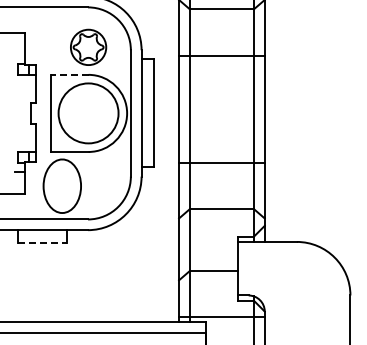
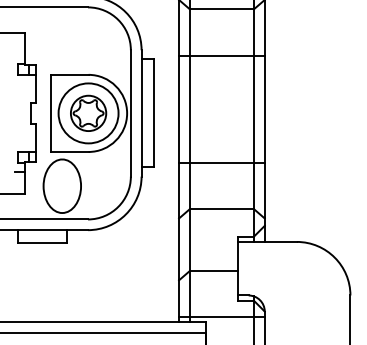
part position: (88, 46) -> (88, 112) (88, 112)
line: dashed -> solid (69, 74)
line: dashed -> solid (43, 243)
